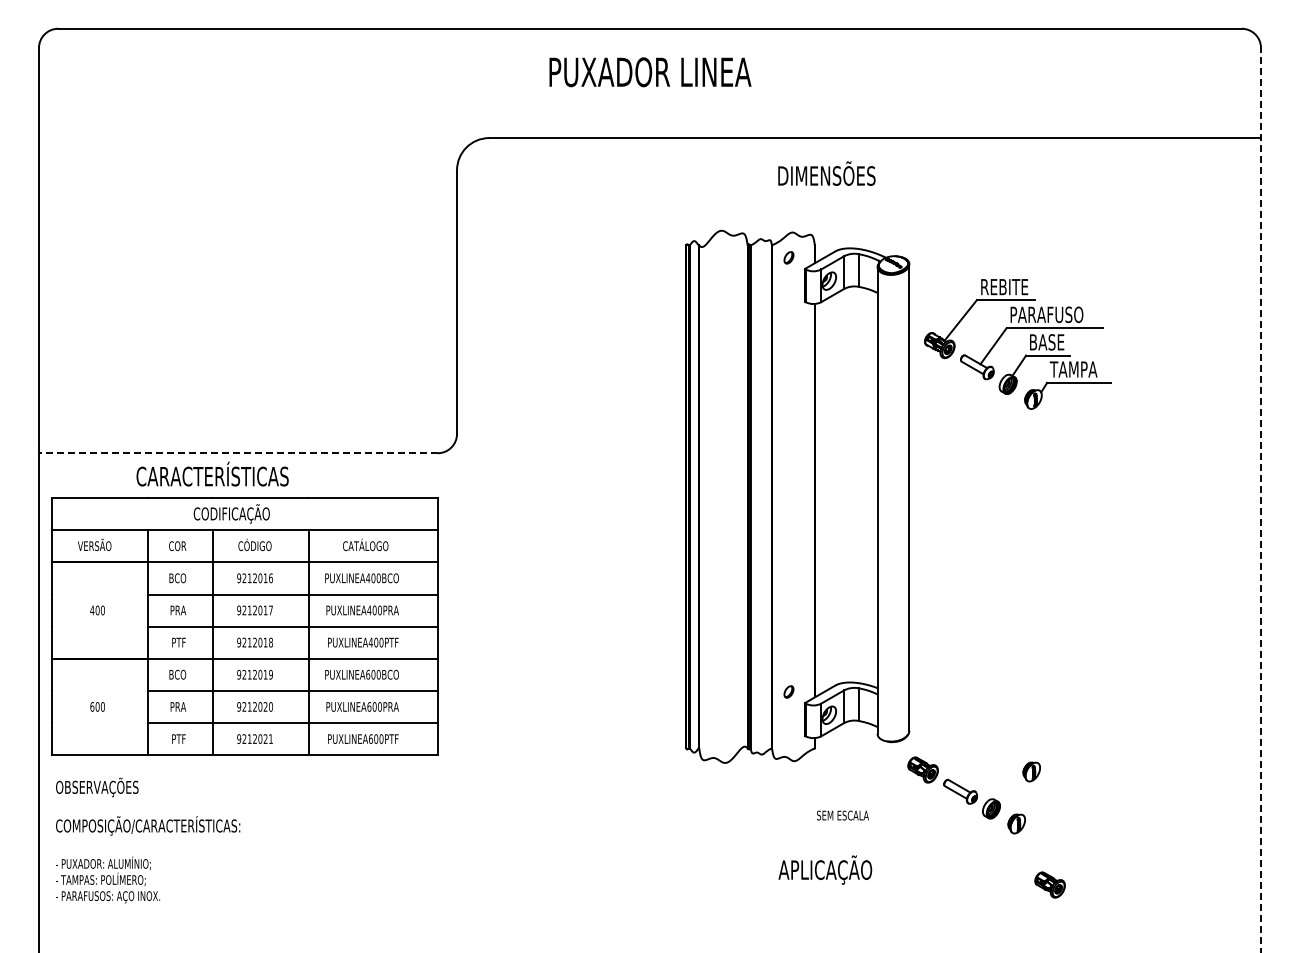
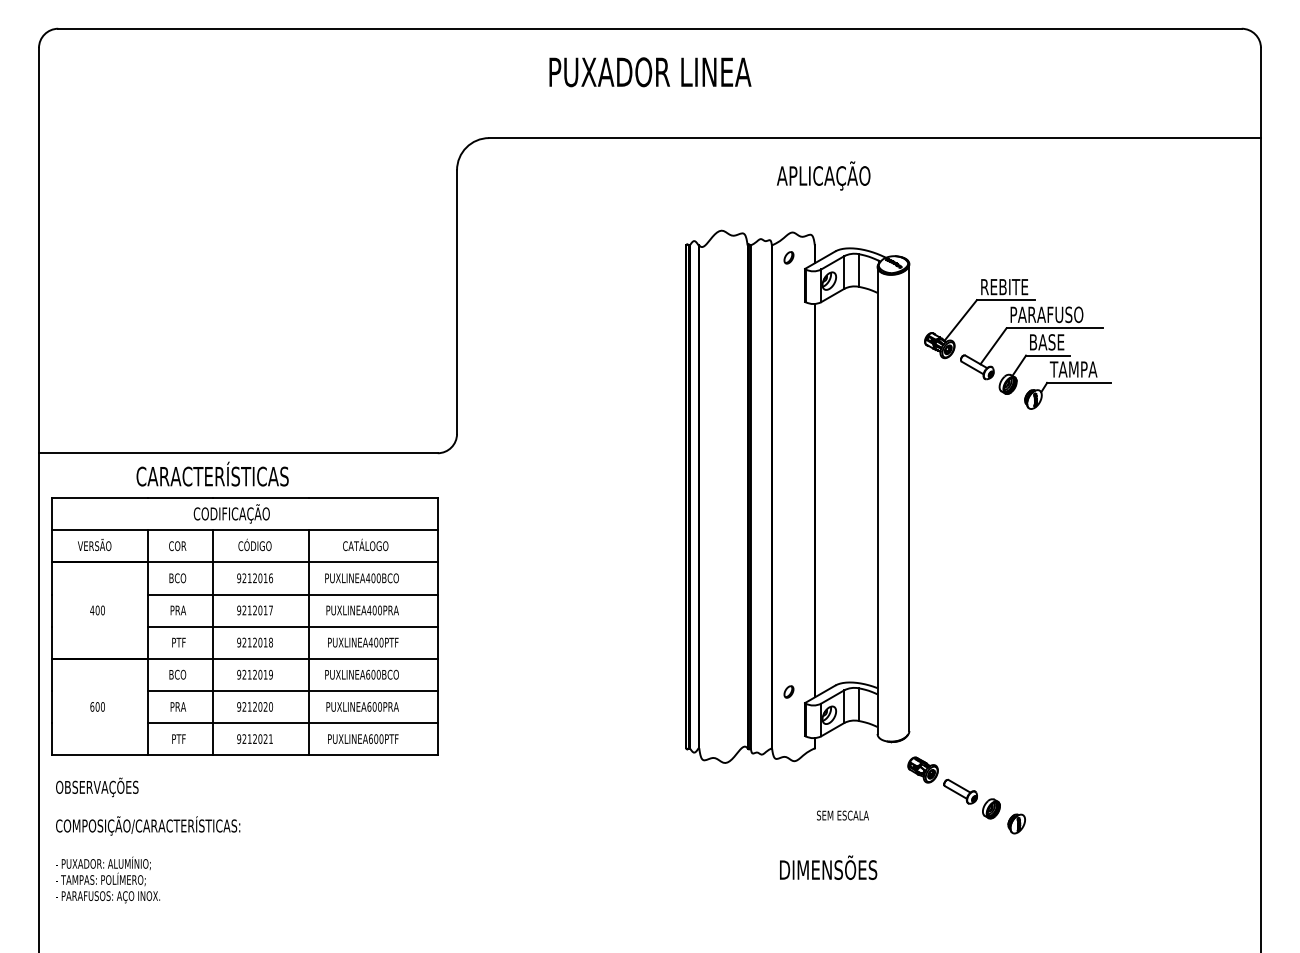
text: DIMENSÕES -> APLICAÇÃO (825, 175)
line: dashed -> solid (237, 453)
line: dashed -> solid (1261, 500)
part: present -> none (1031, 771)
text: APLICAÇÃO -> DIMENSÕES (827, 869)
part: present -> none (1049, 884)
